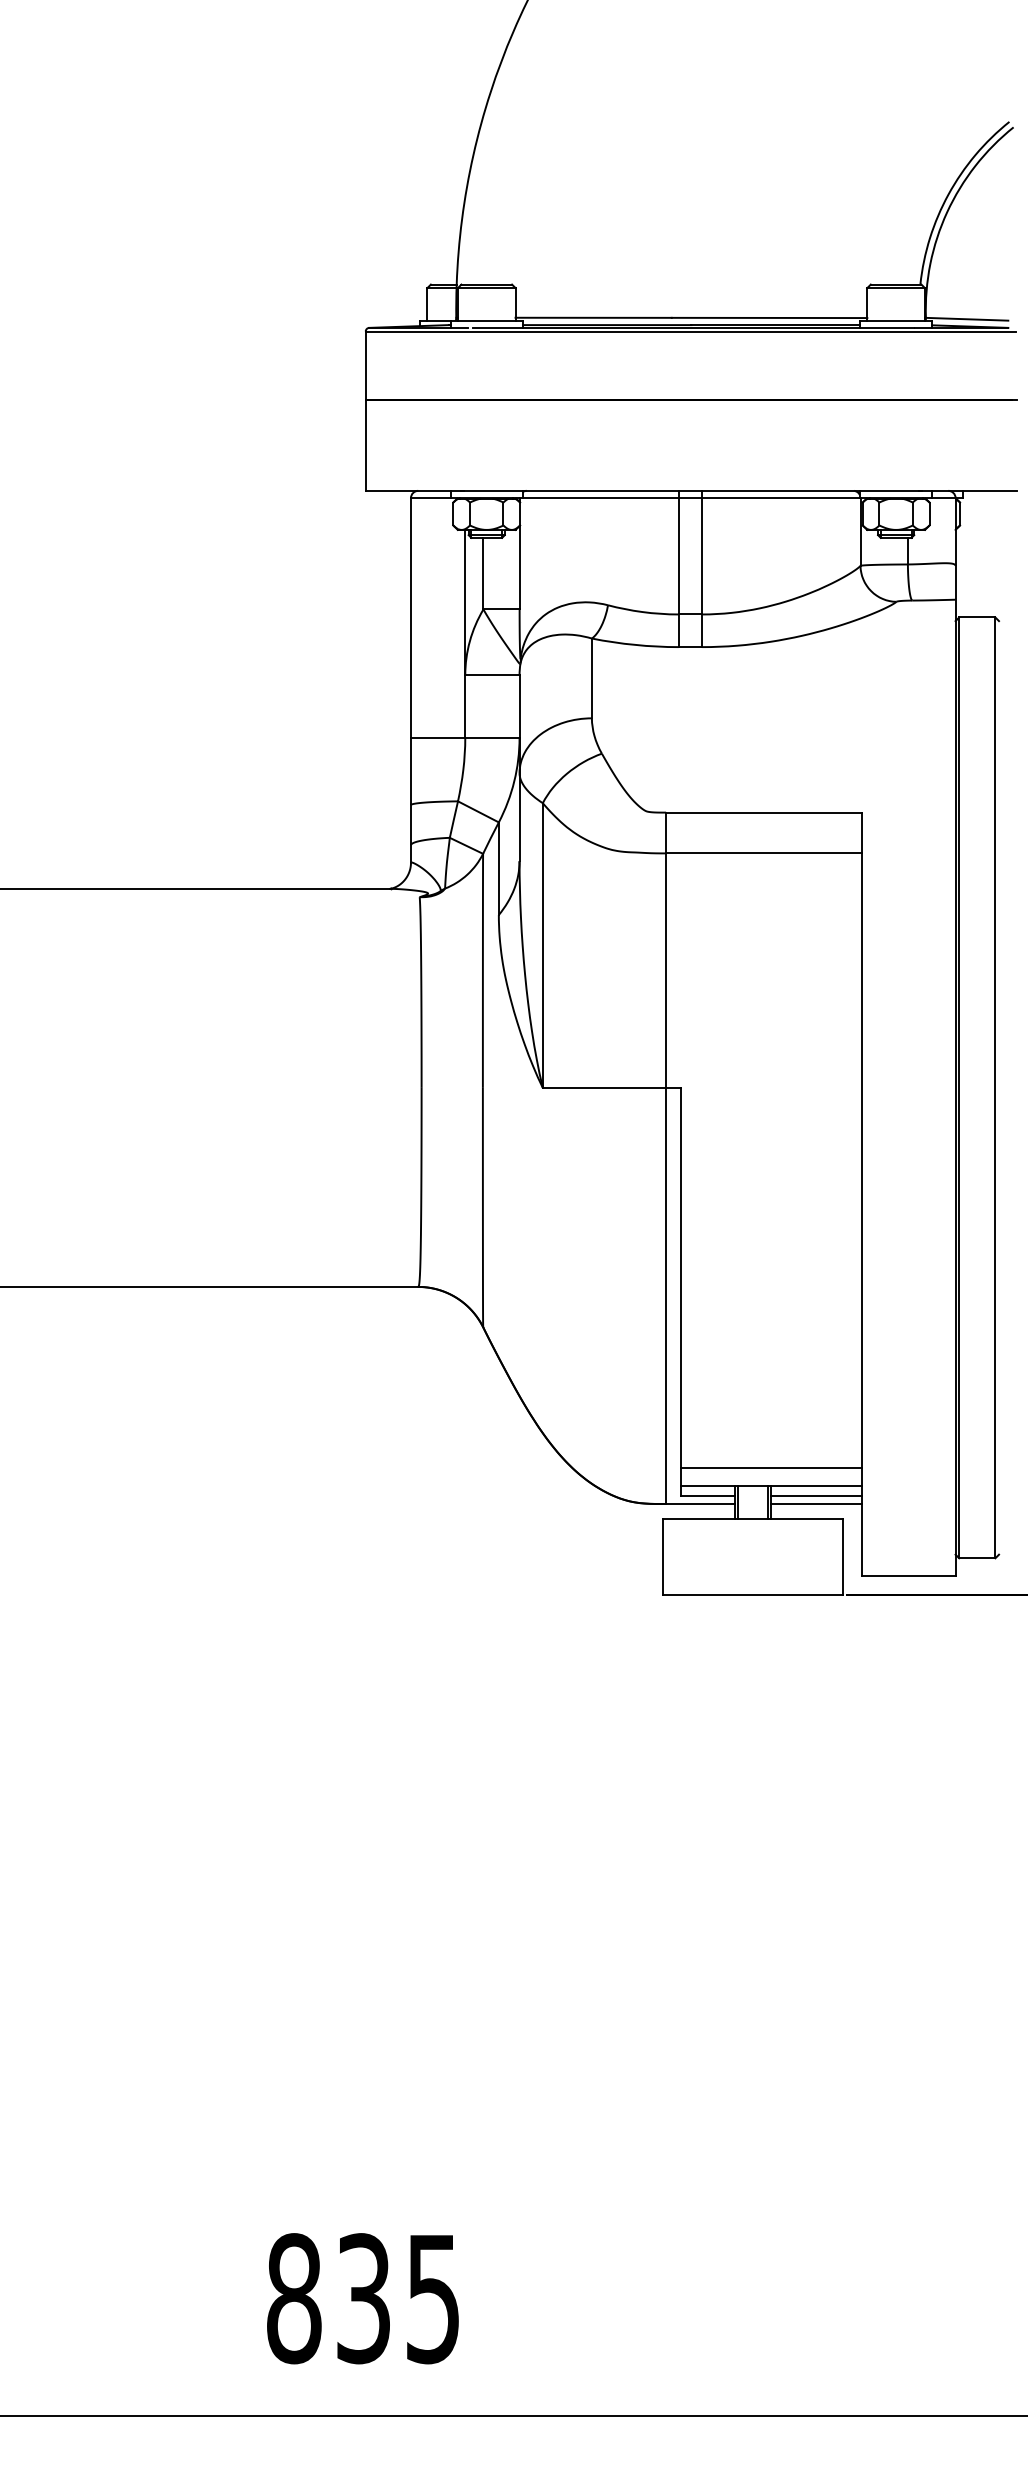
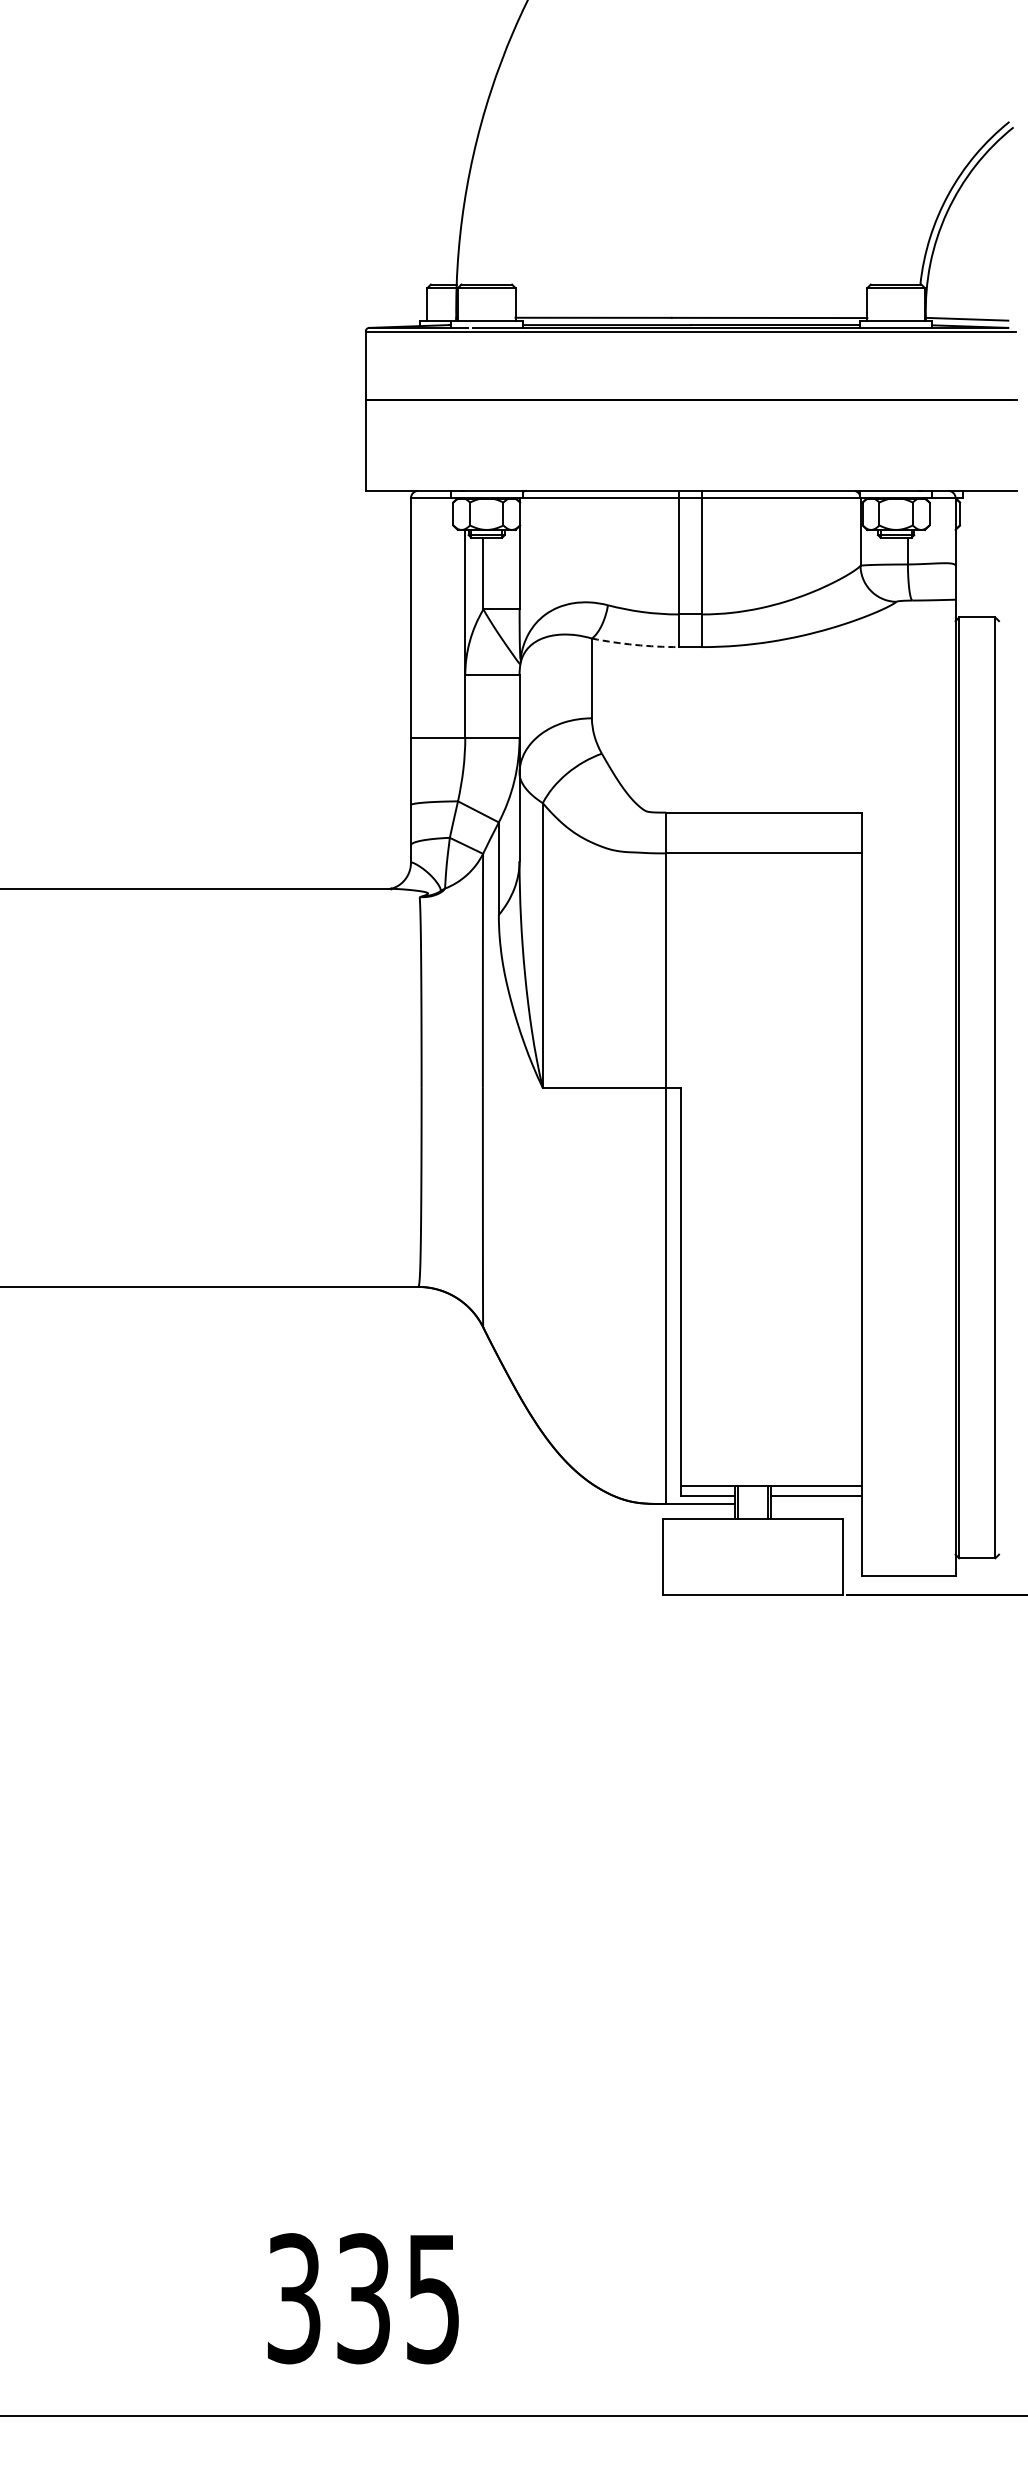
arc: solid -> dashed (635, 644)
line: present -> none (770, 1467)
line: present -> none (816, 1504)
text: 835 -> 335 (294, 2298)
